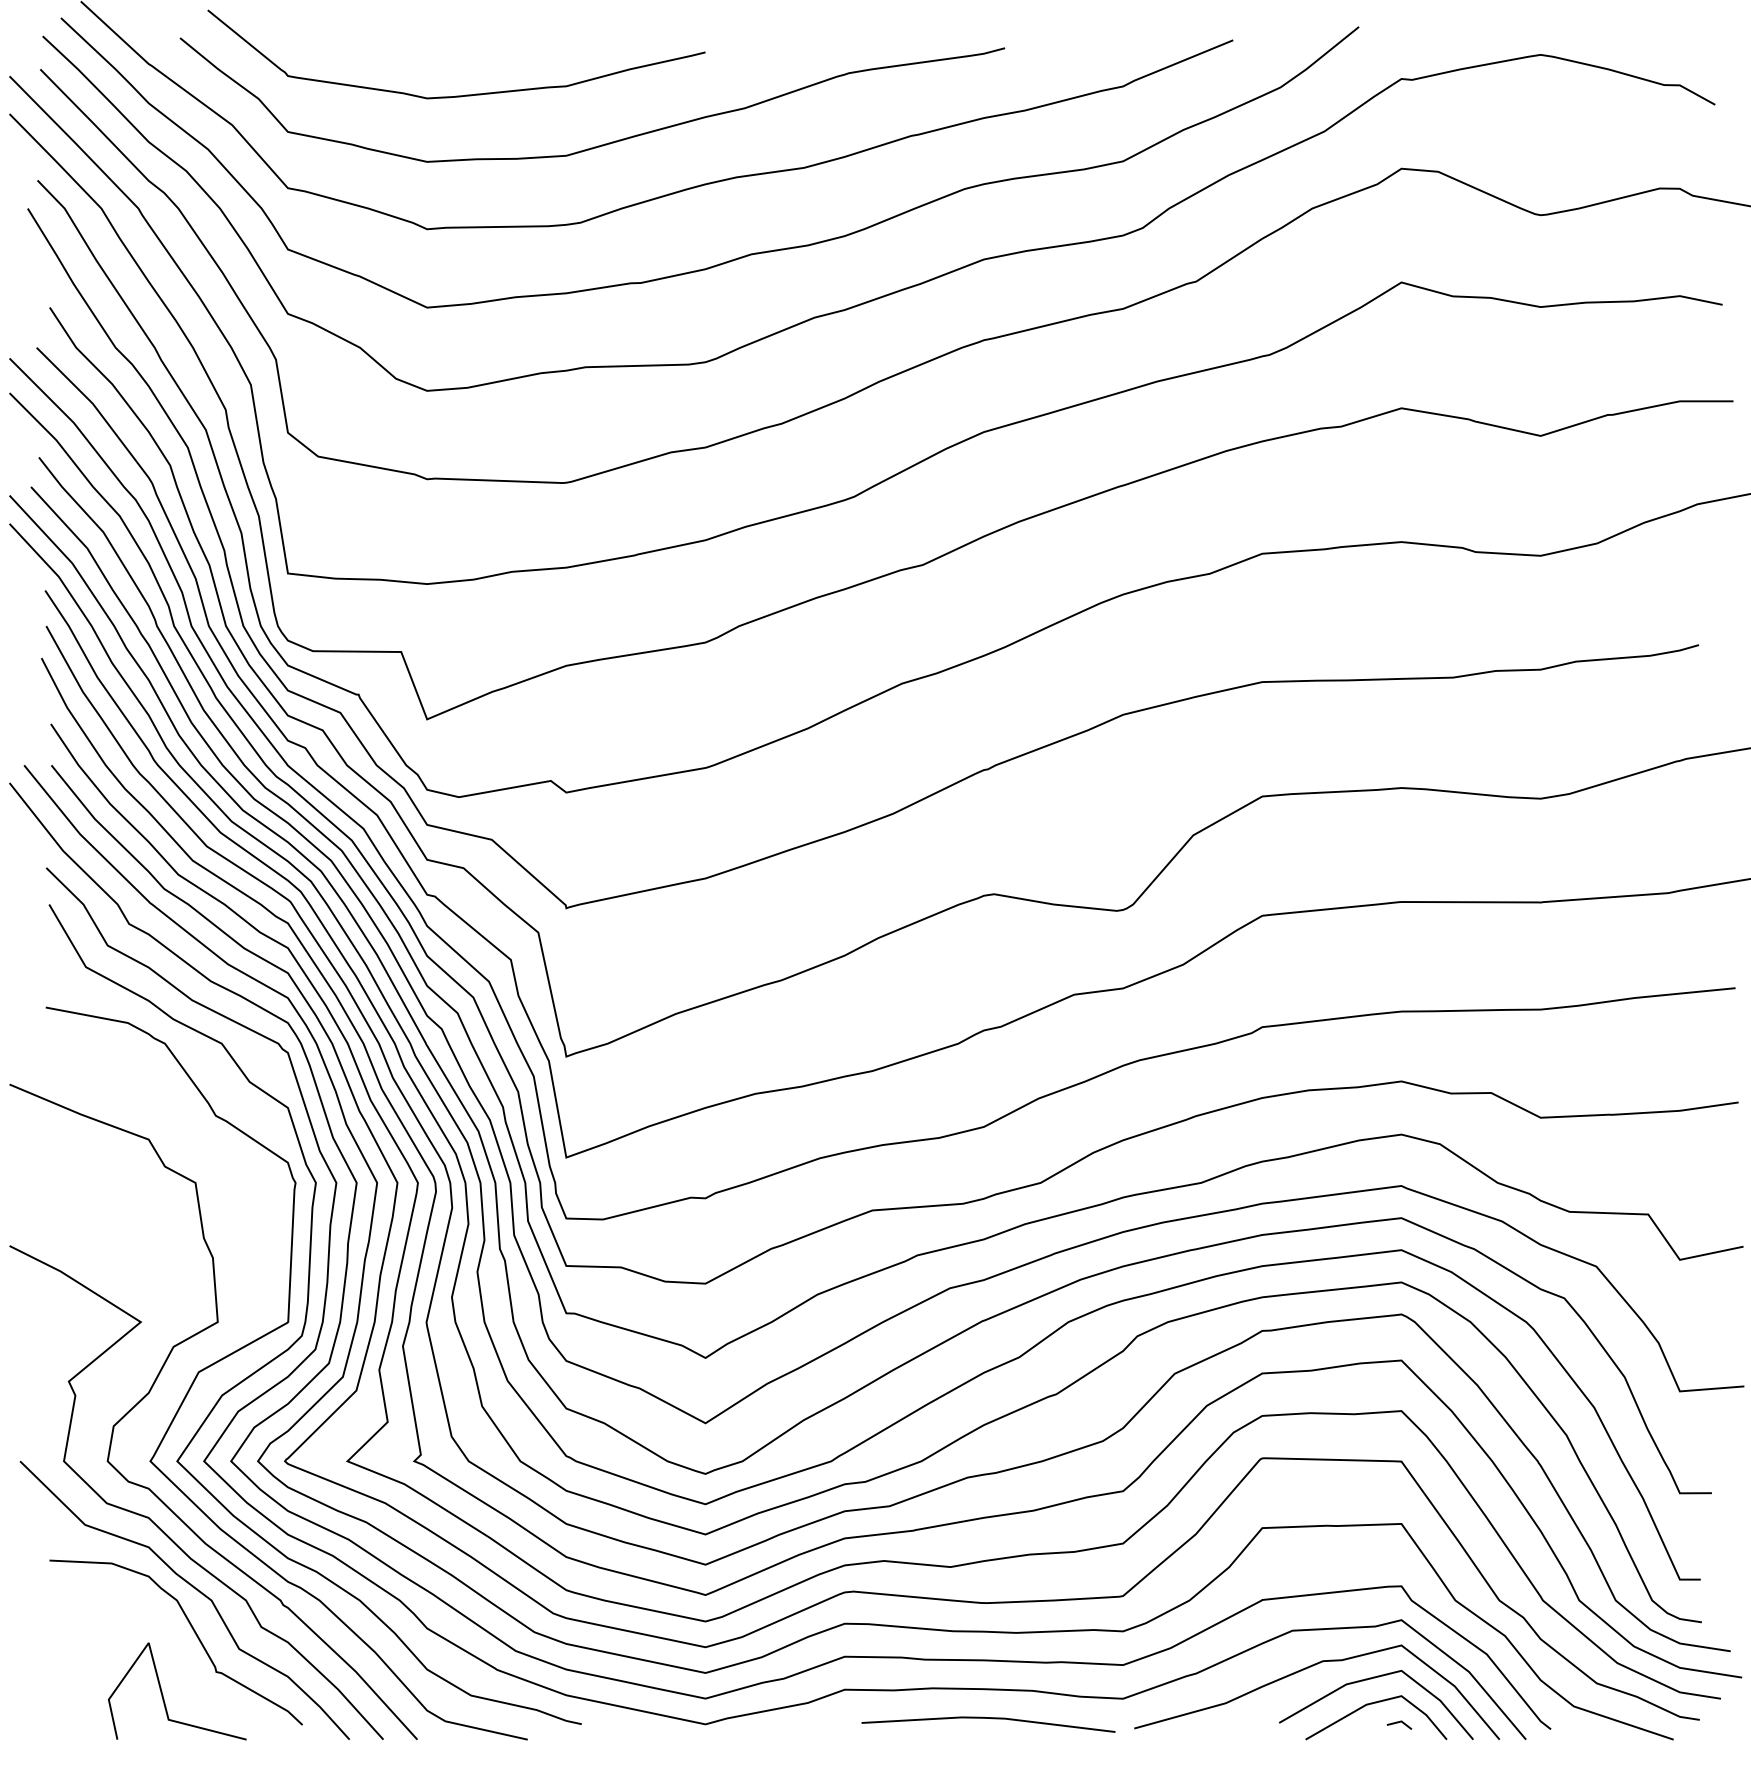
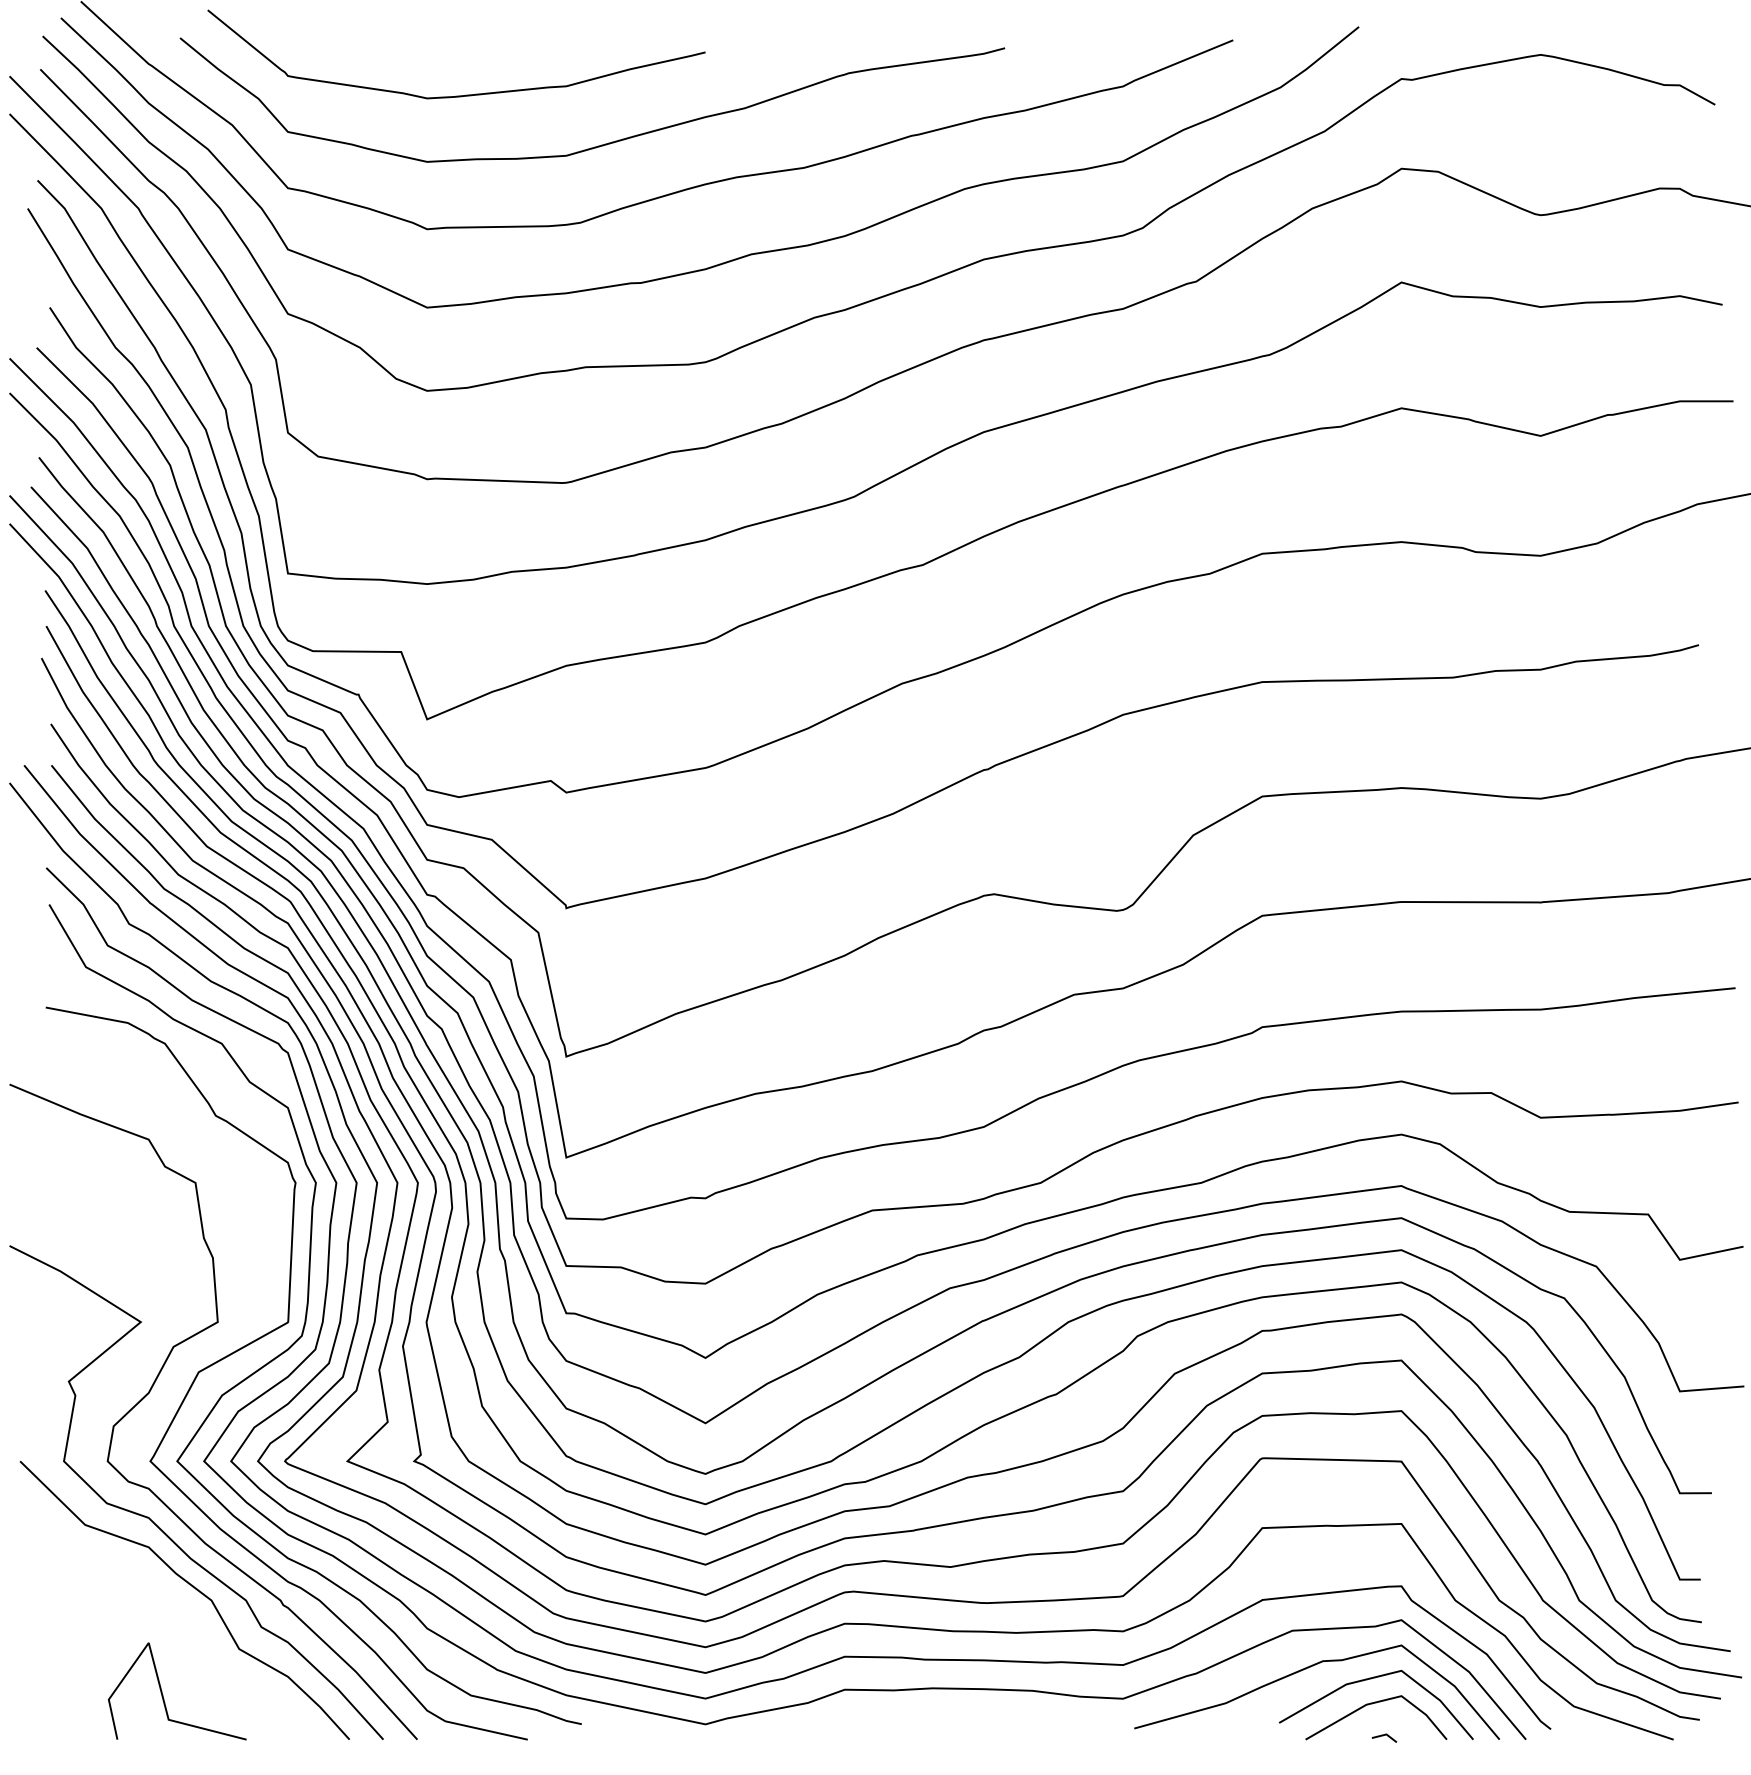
curve: present -> none (194, 1633)
line: present -> none (988, 1718)
line position: (1398, 1723) -> (1383, 1736) (1383, 1736)
